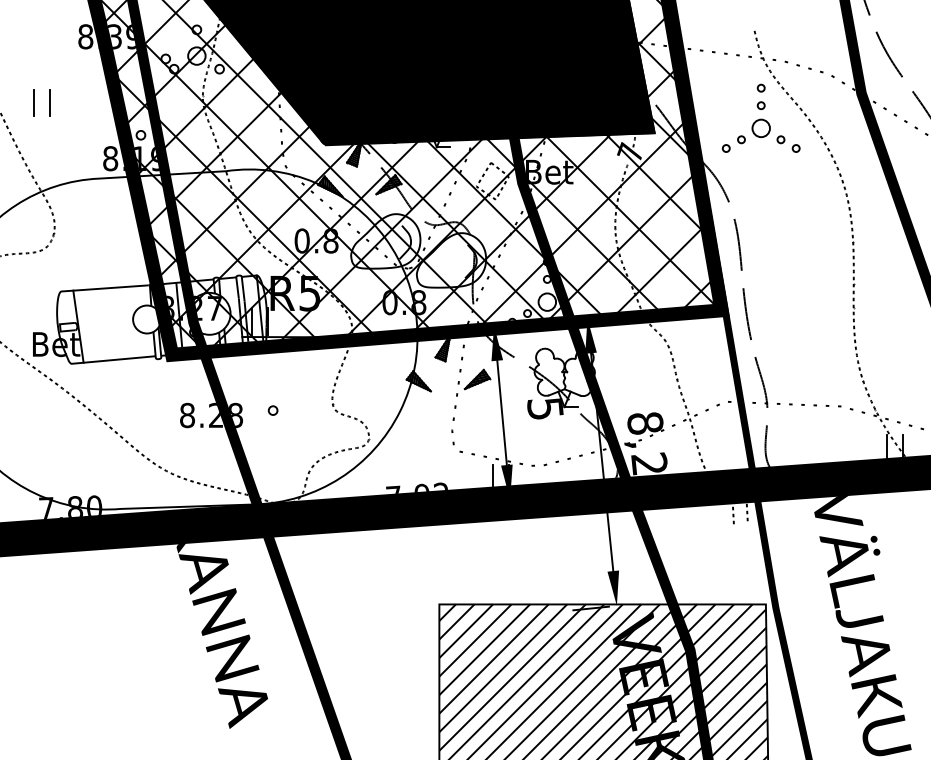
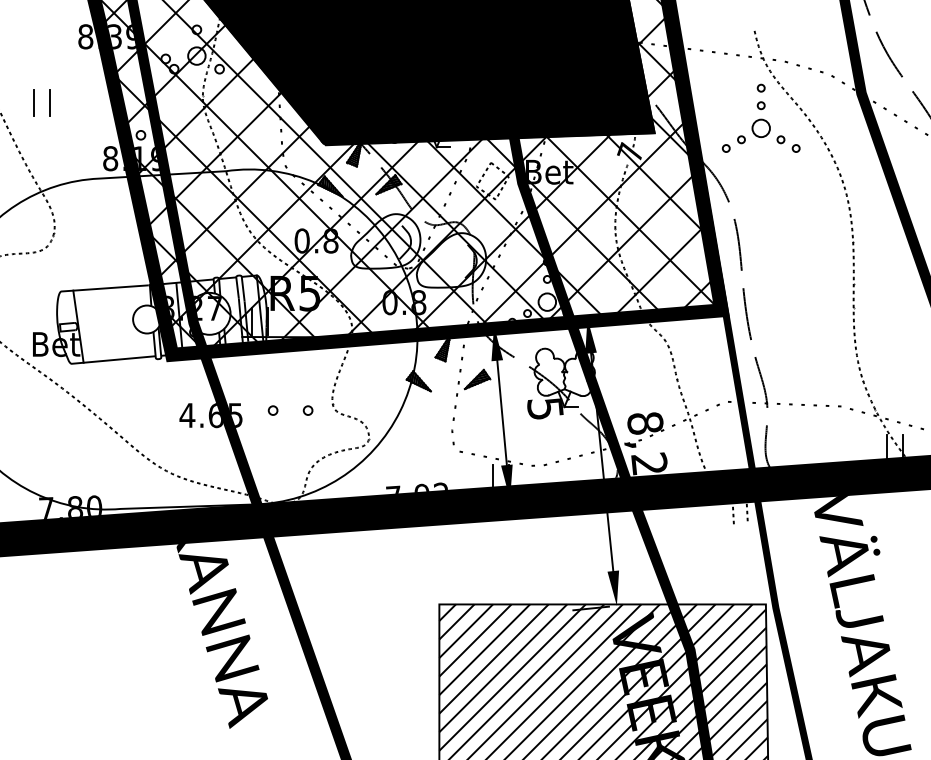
part: none -> present (307, 410)
text: 8.28 -> 4.65 (210, 415)
